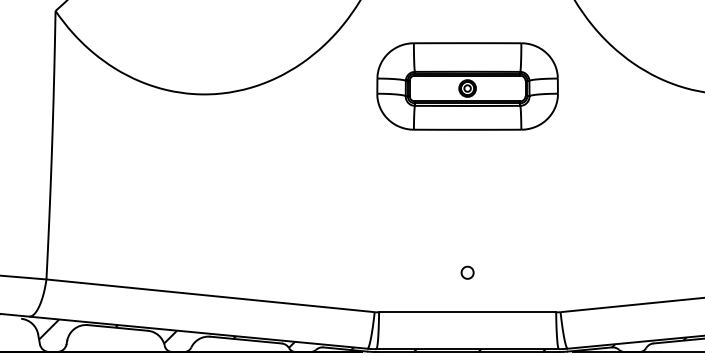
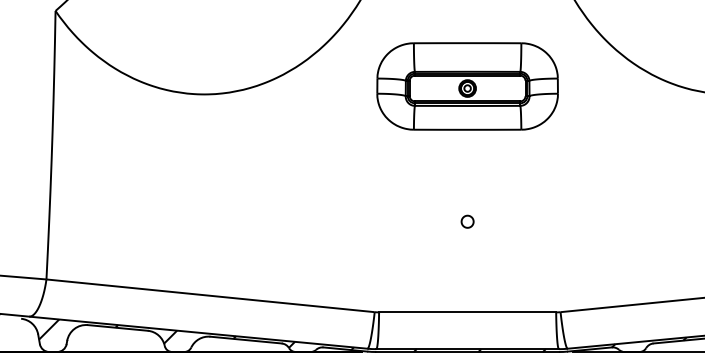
part position: (467, 272) -> (467, 221) (467, 221)
